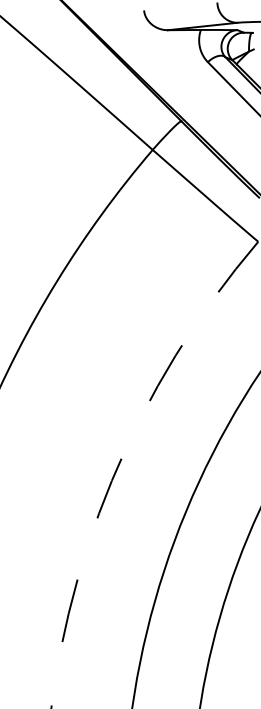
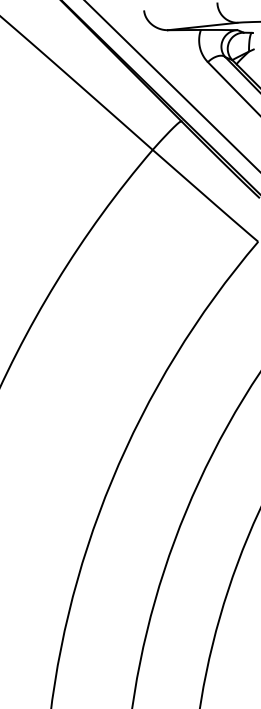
line: none -> present (171, 85)
arc: dashed -> solid (120, 460)
